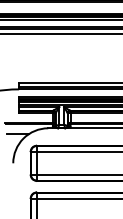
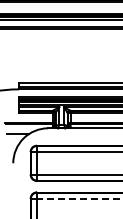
line: present -> none (60, 33)
line: solid -> dashed (79, 198)
